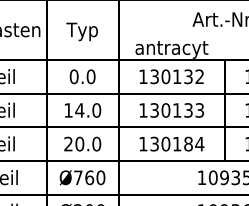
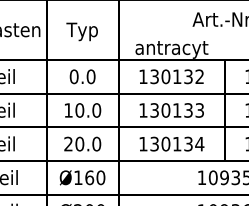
text: 14.0 -> 10.0 (79, 110)
text: 130184 -> 130134 (188, 143)
text: Ø760 -> Ø160 (78, 177)
